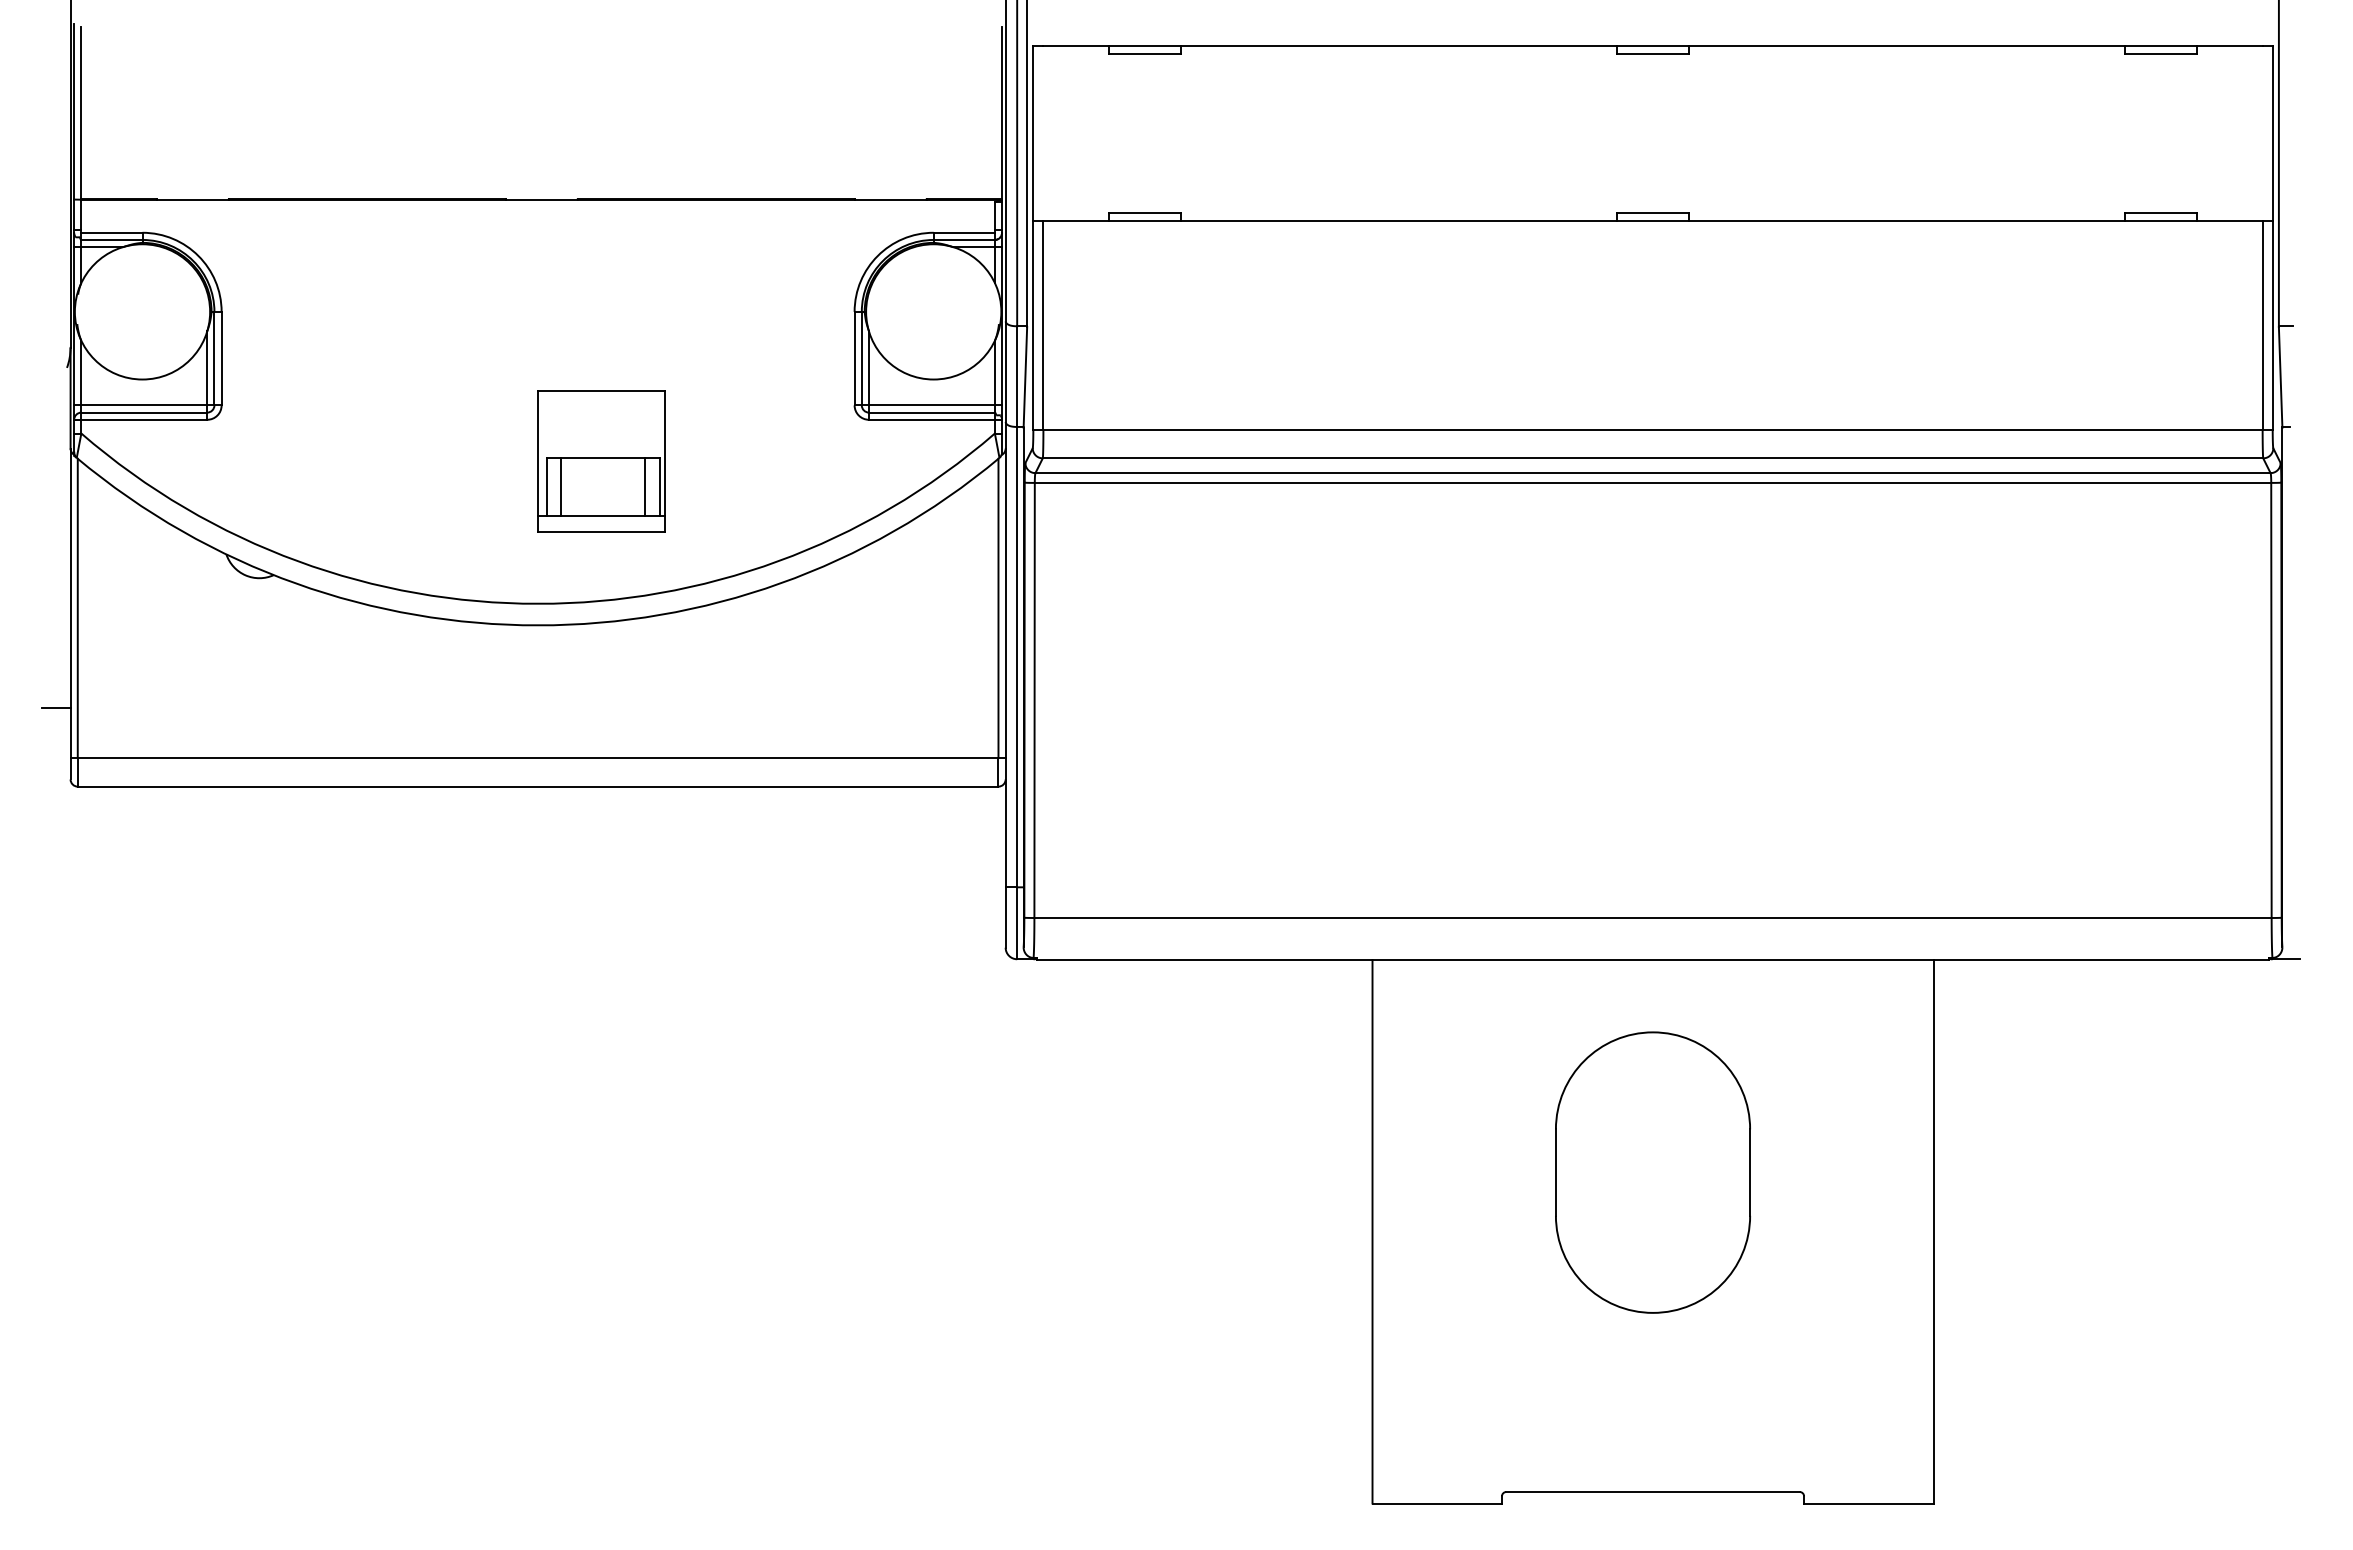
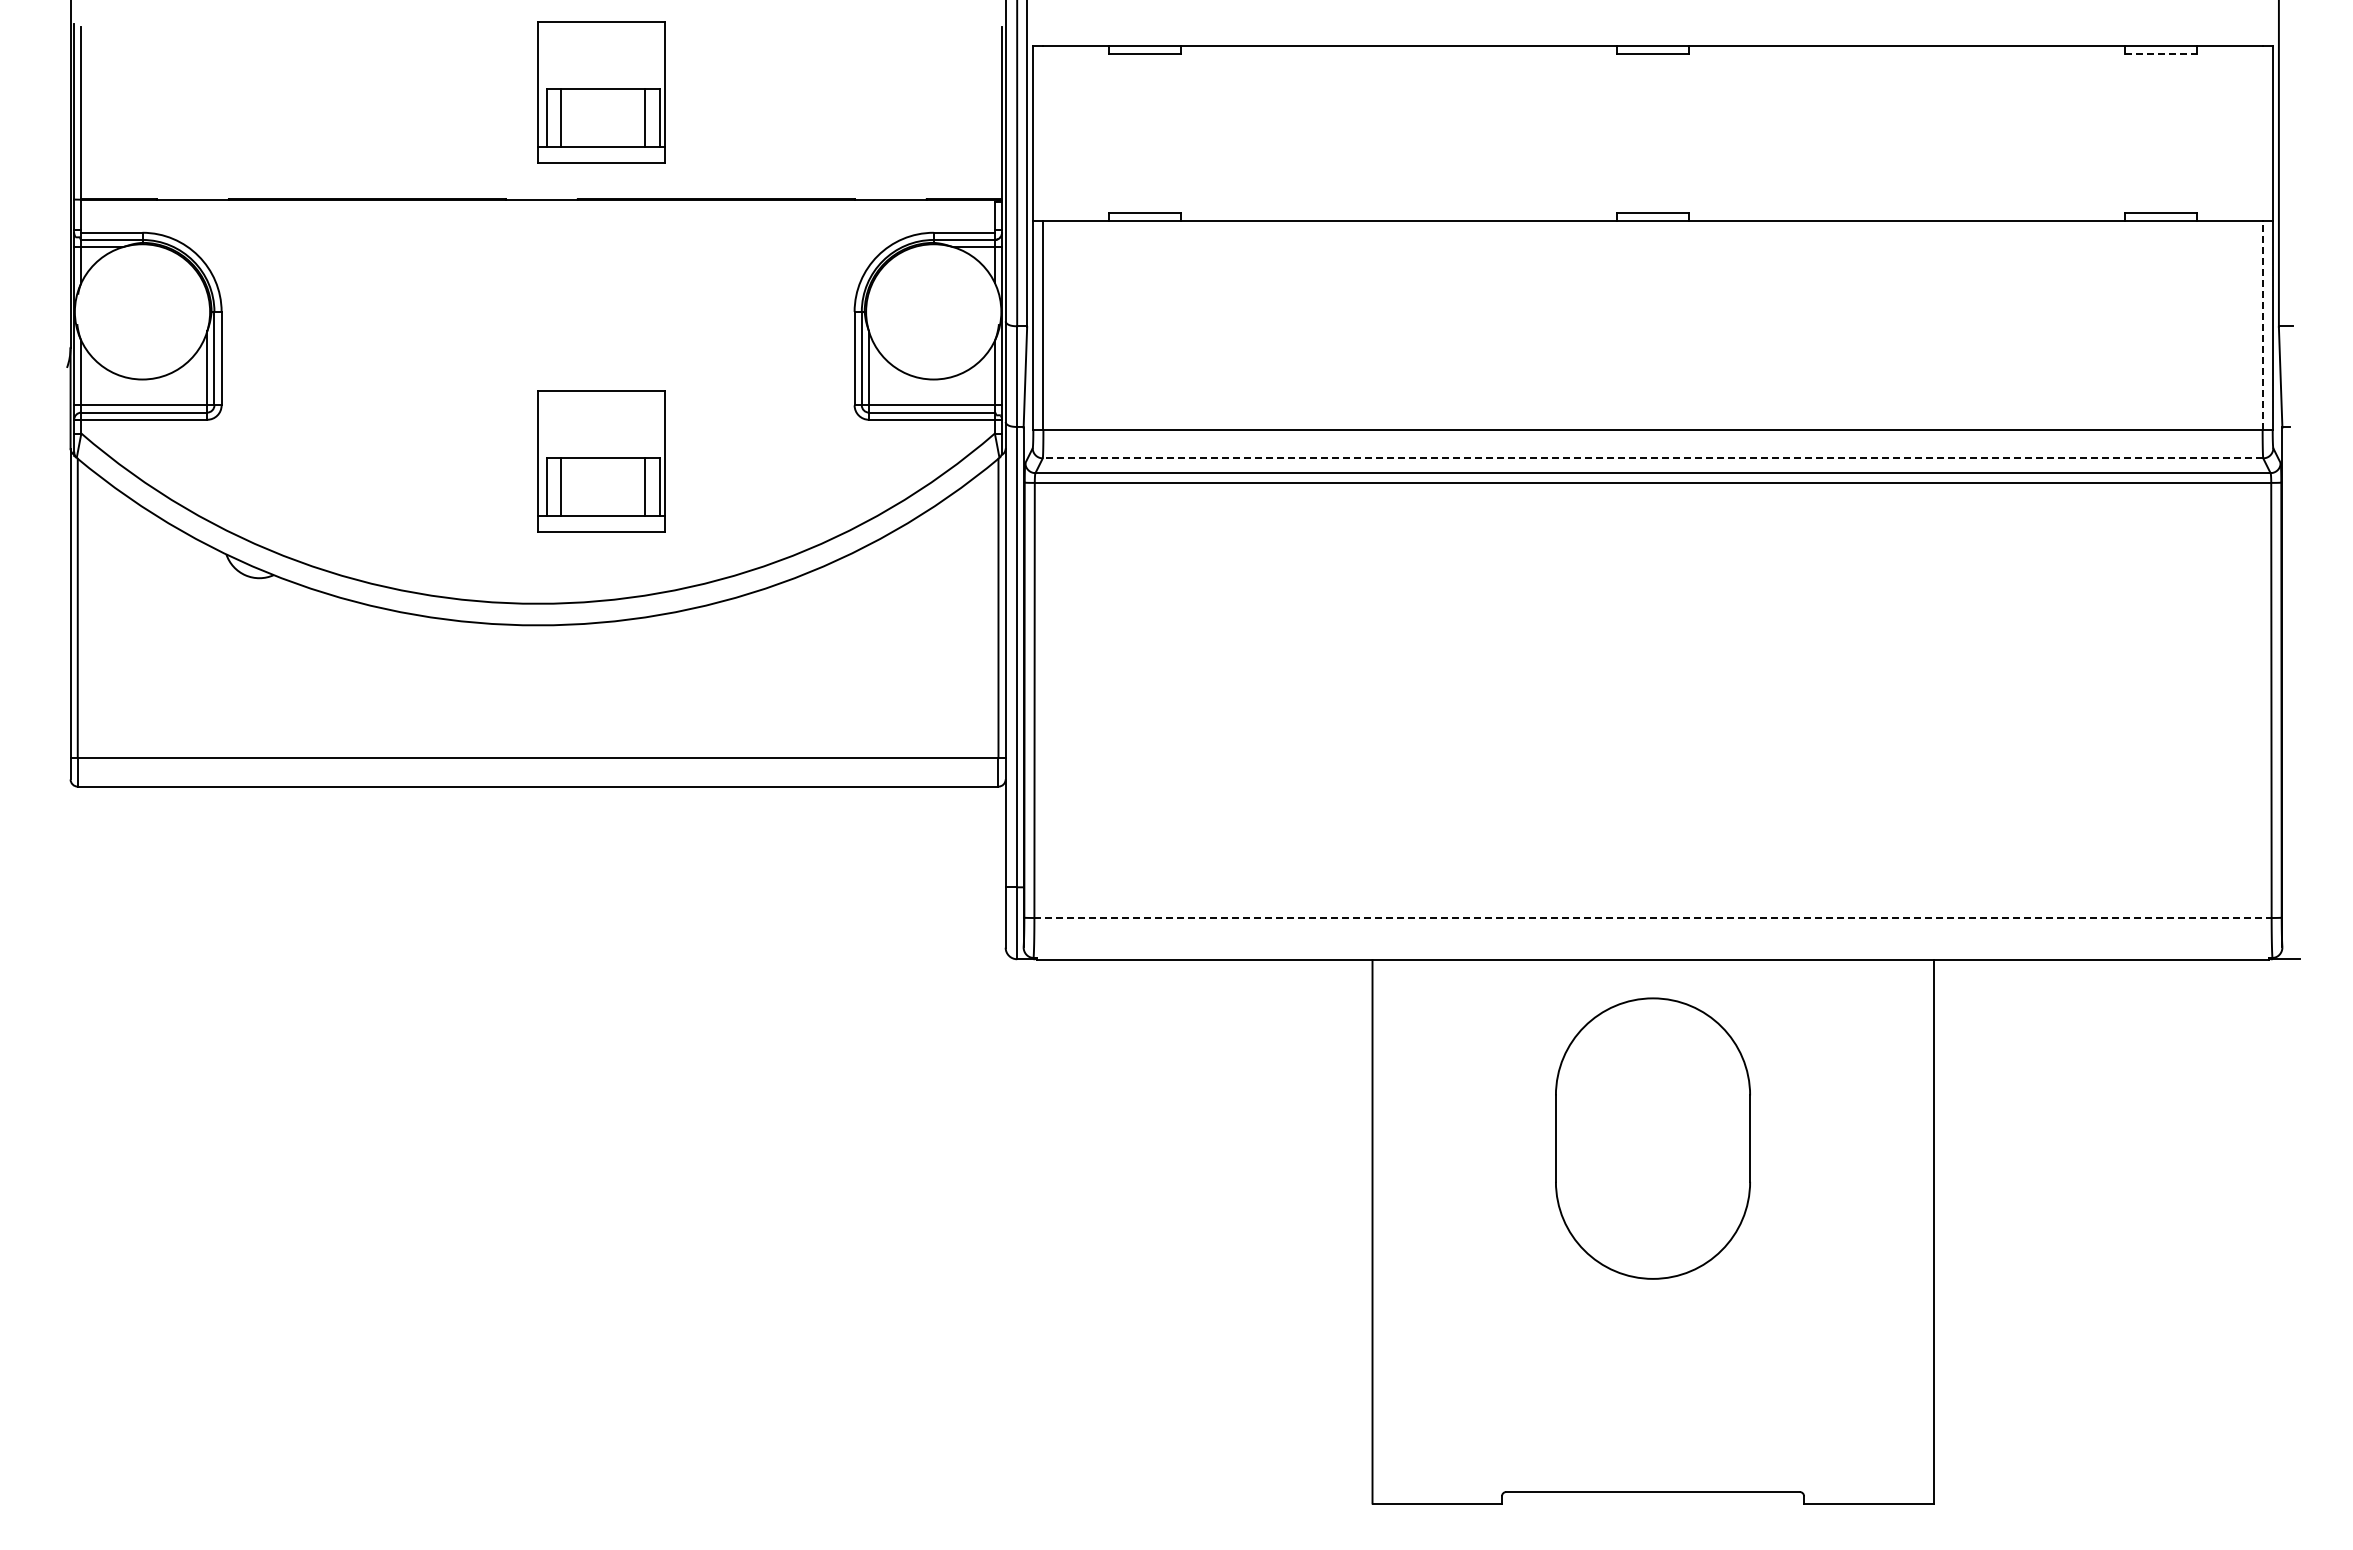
line: solid -> dashed (2160, 53)
part: none -> present (601, 92)
line: solid -> dashed (2262, 325)
line: solid -> dashed (1652, 458)
line: present -> none (55, 707)
line: solid -> dashed (1653, 918)
part position: (1652, 1172) -> (1652, 1138) (1652, 1138)
